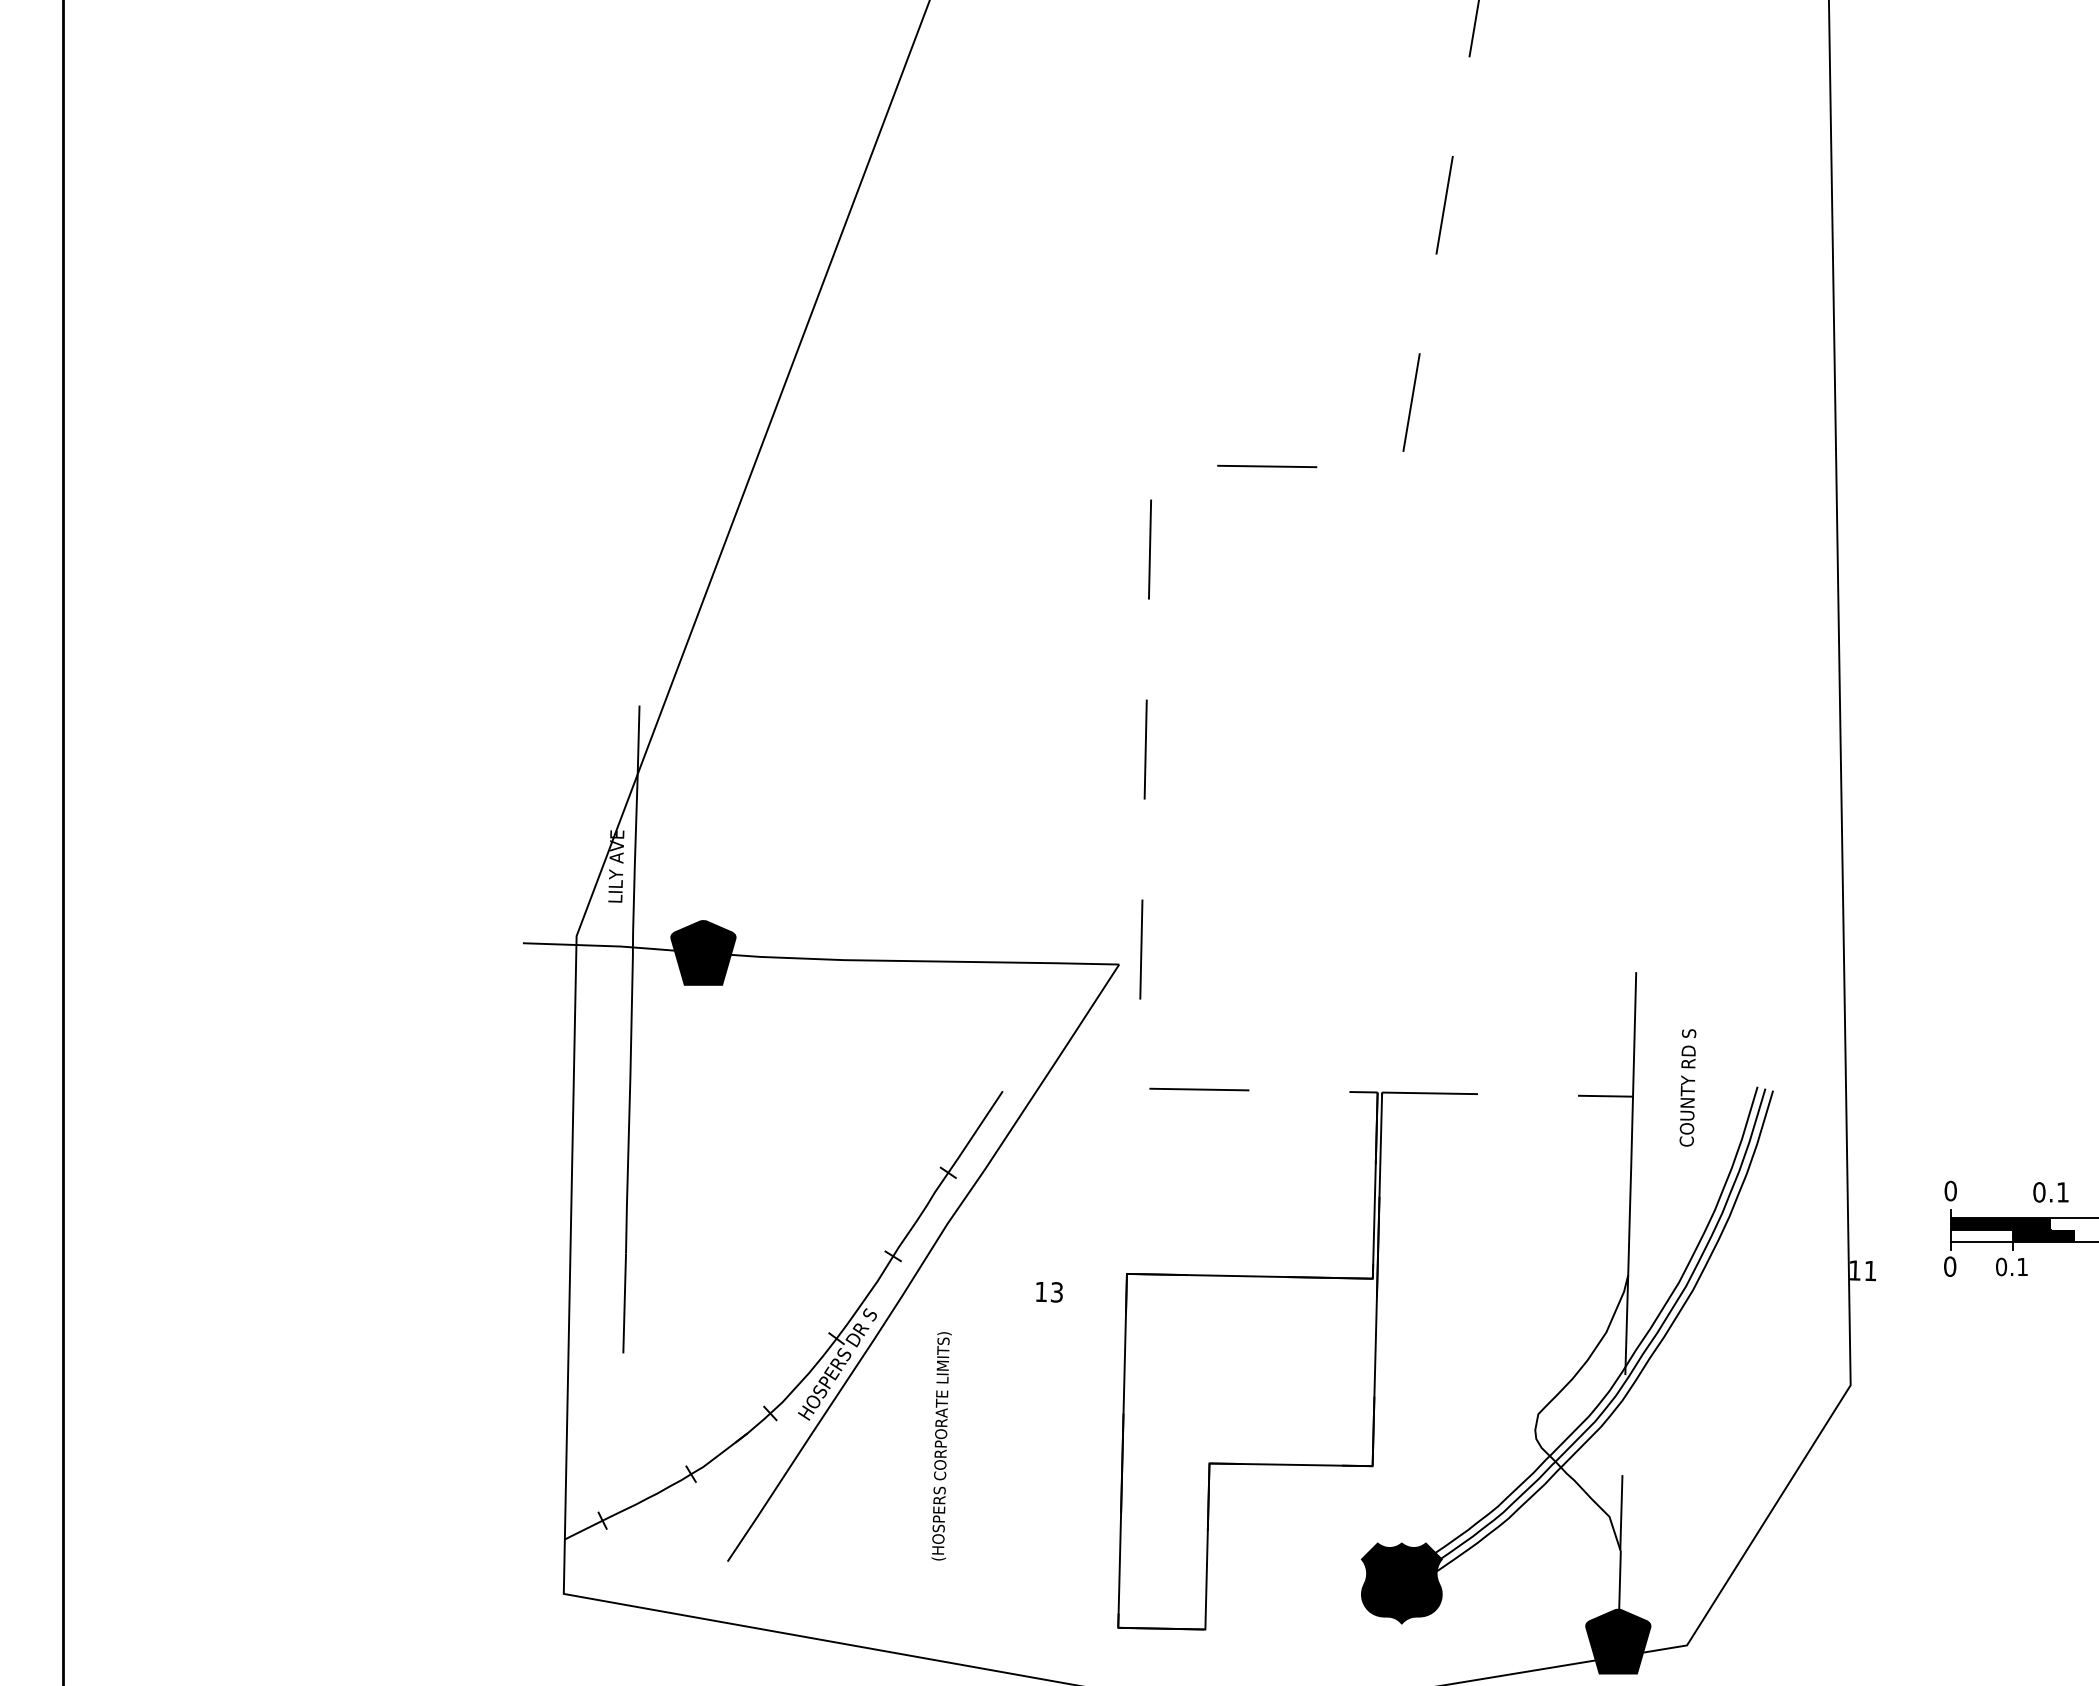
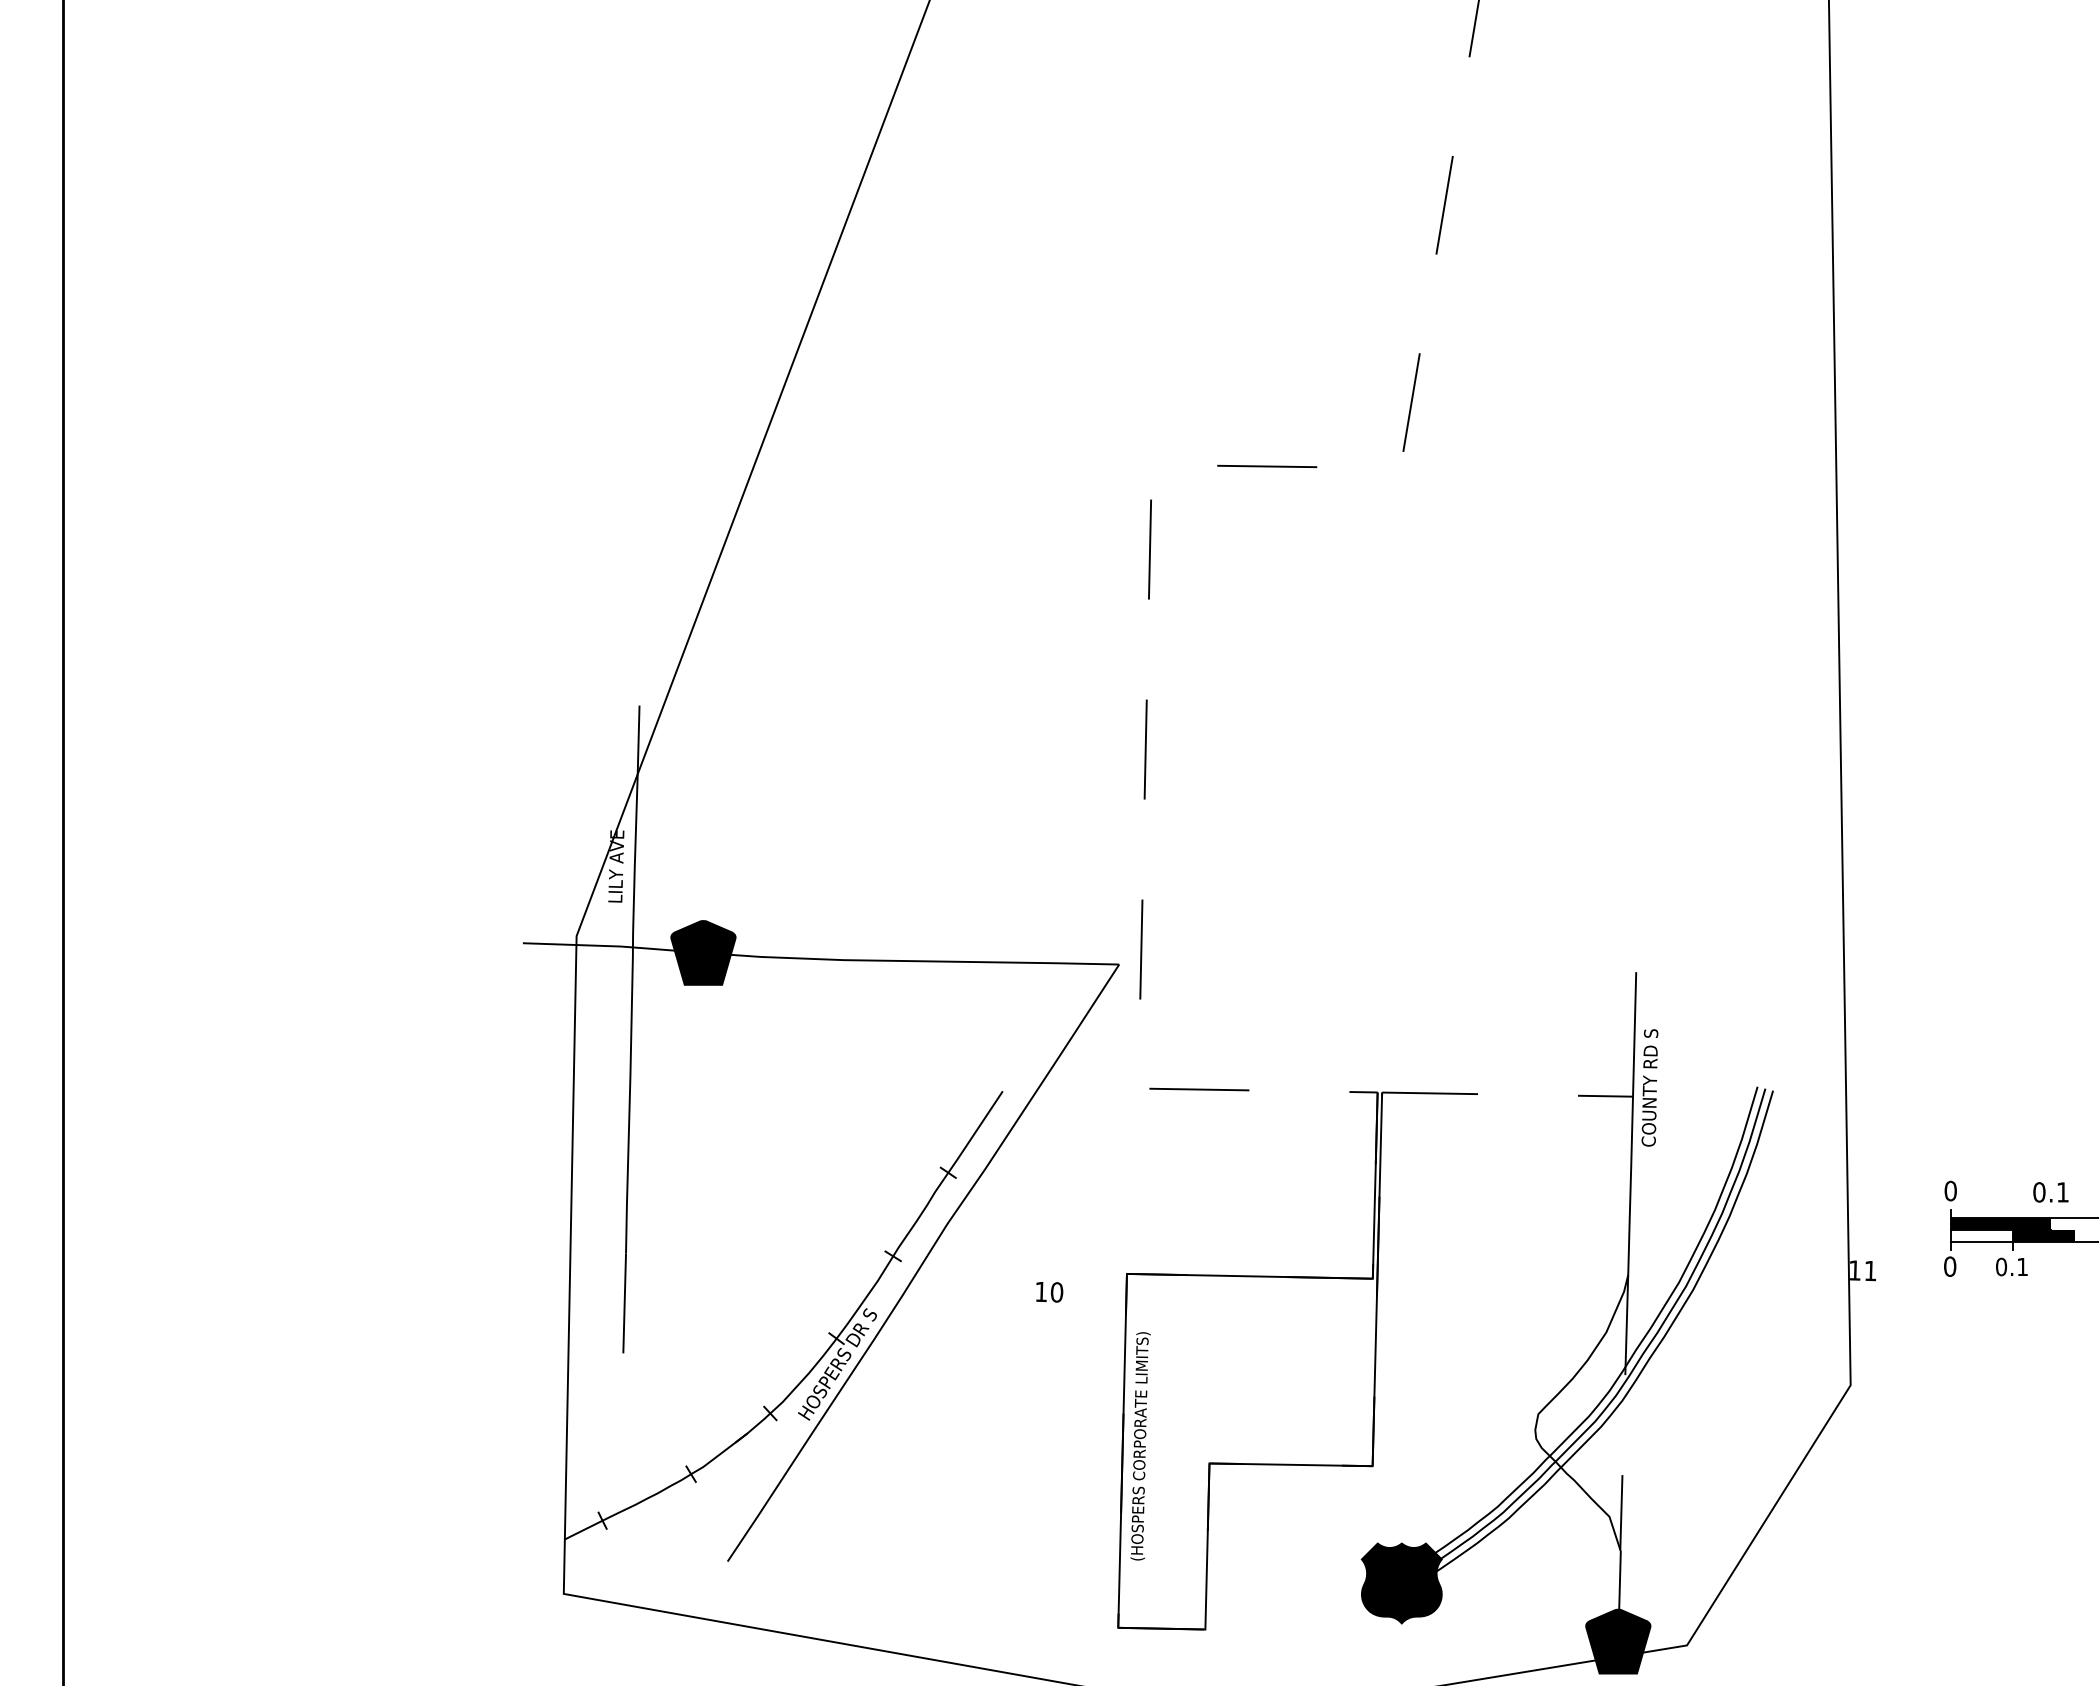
text position: (1687, 1087) -> (1649, 1087) (1649, 1087)
text: 13 -> 10 (1056, 1292)
text position: (941, 1446) -> (1140, 1446) (1140, 1446)
